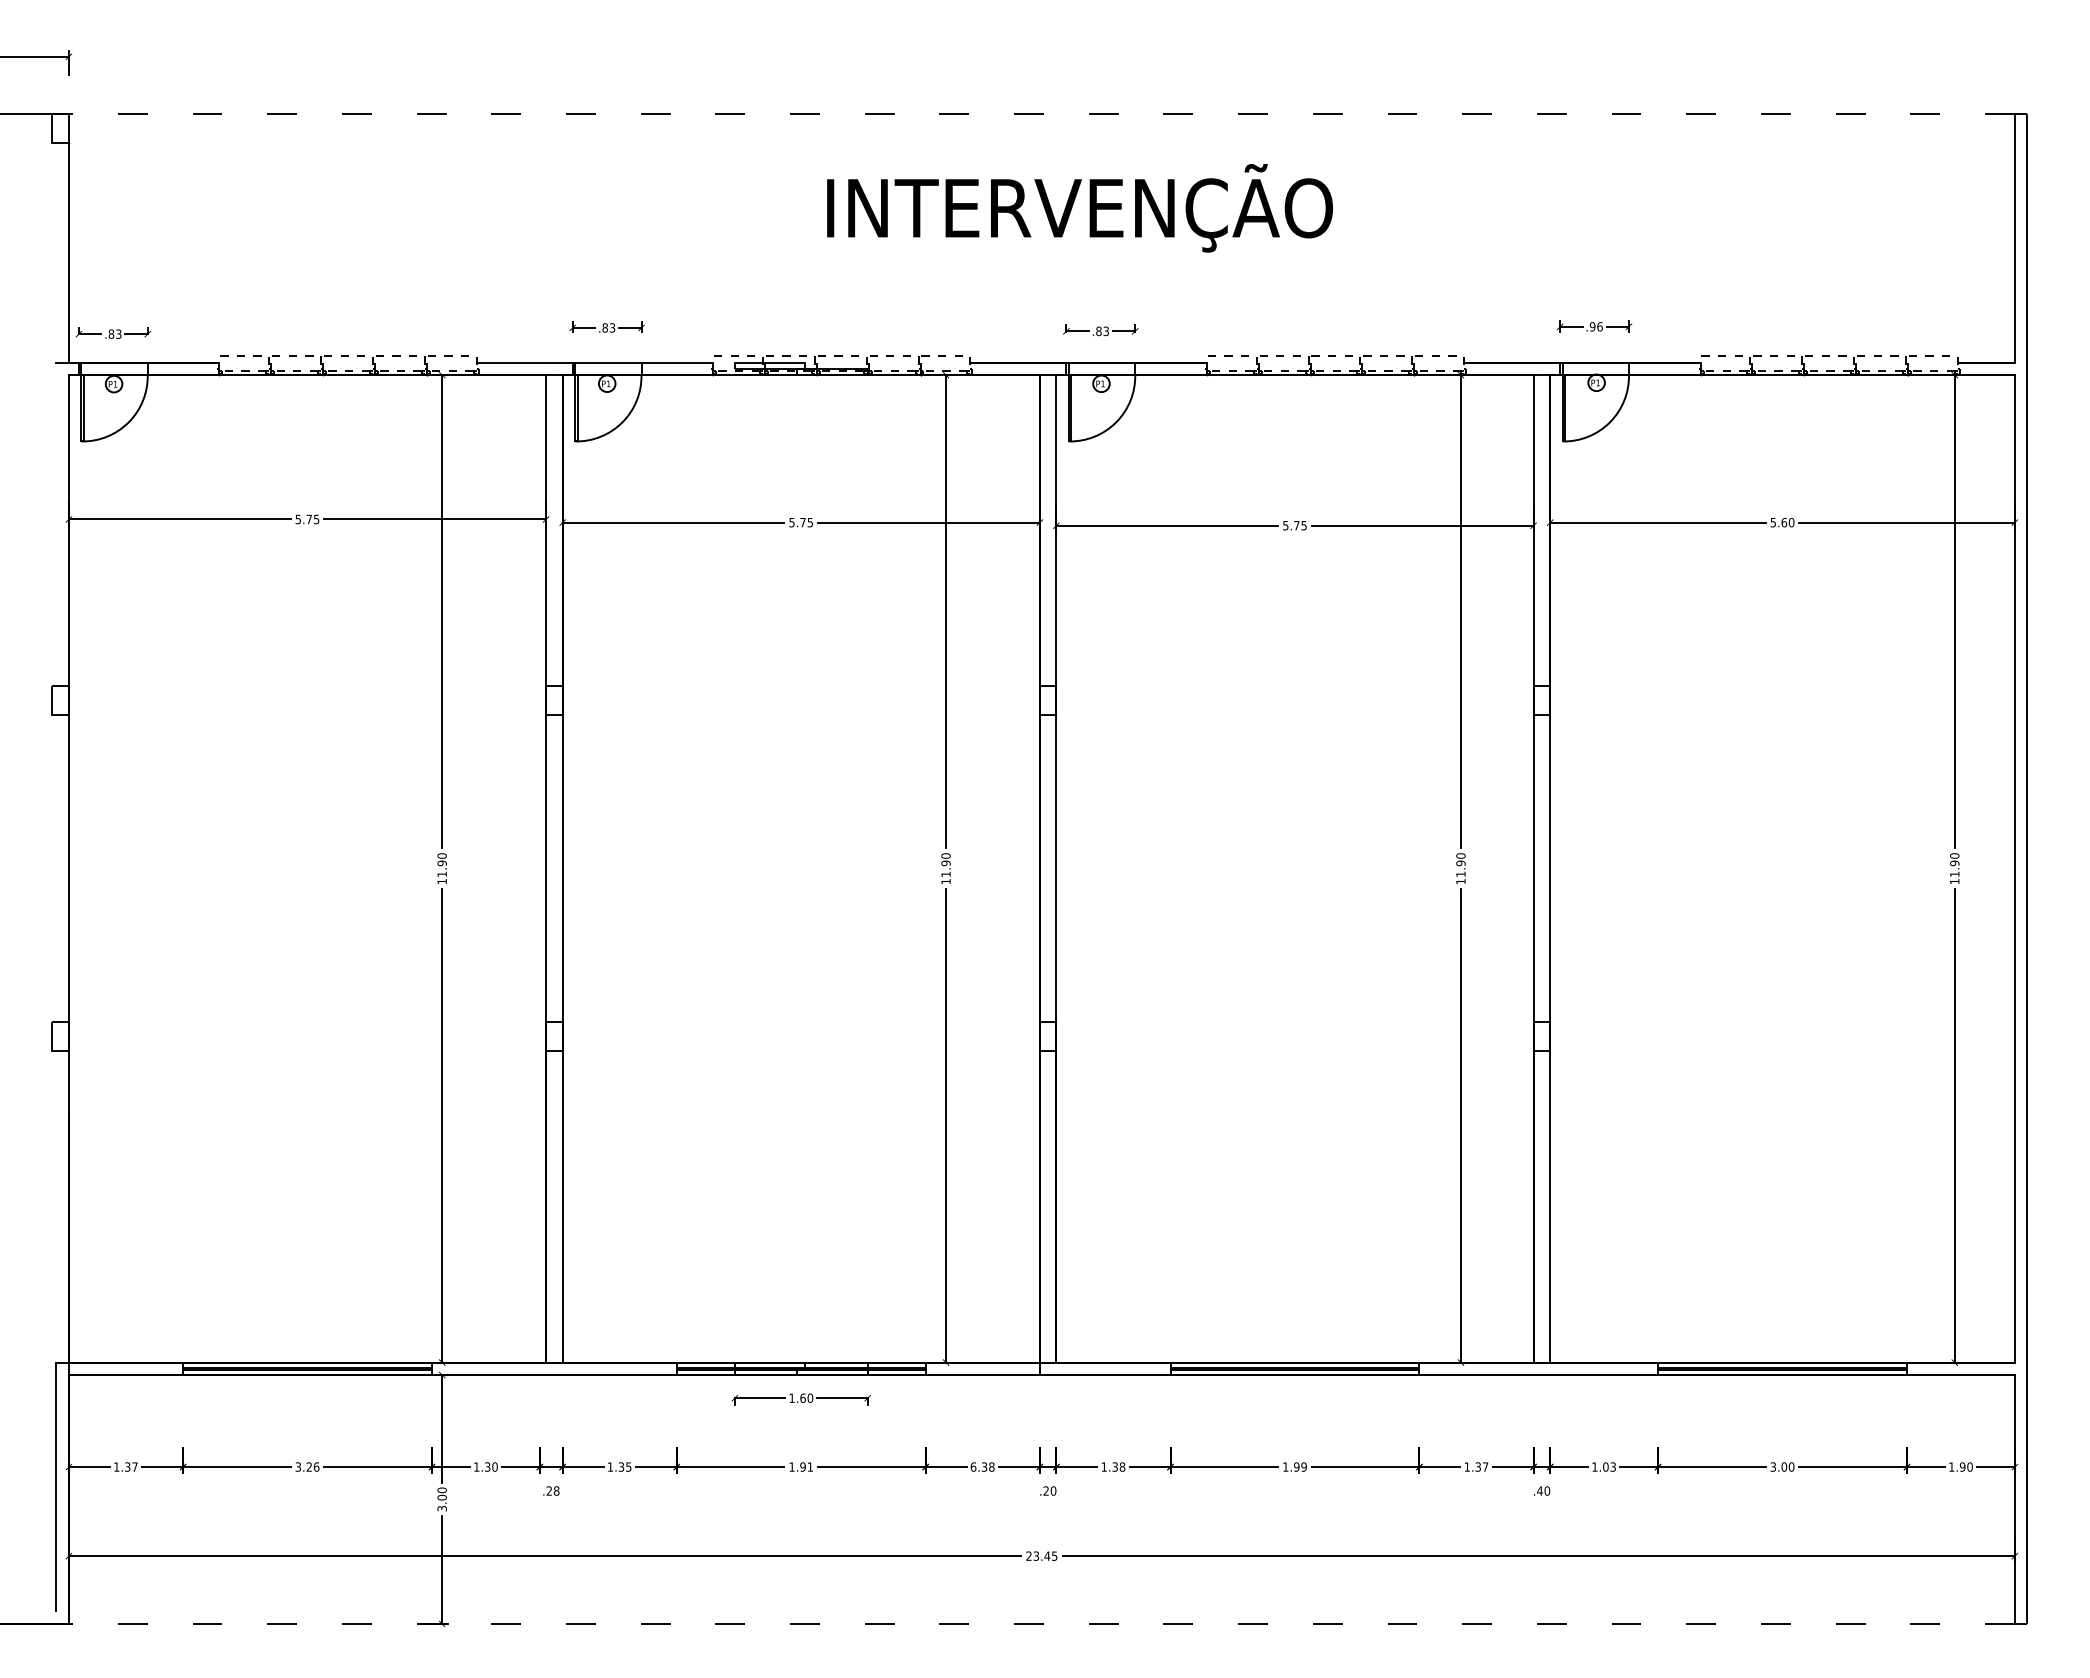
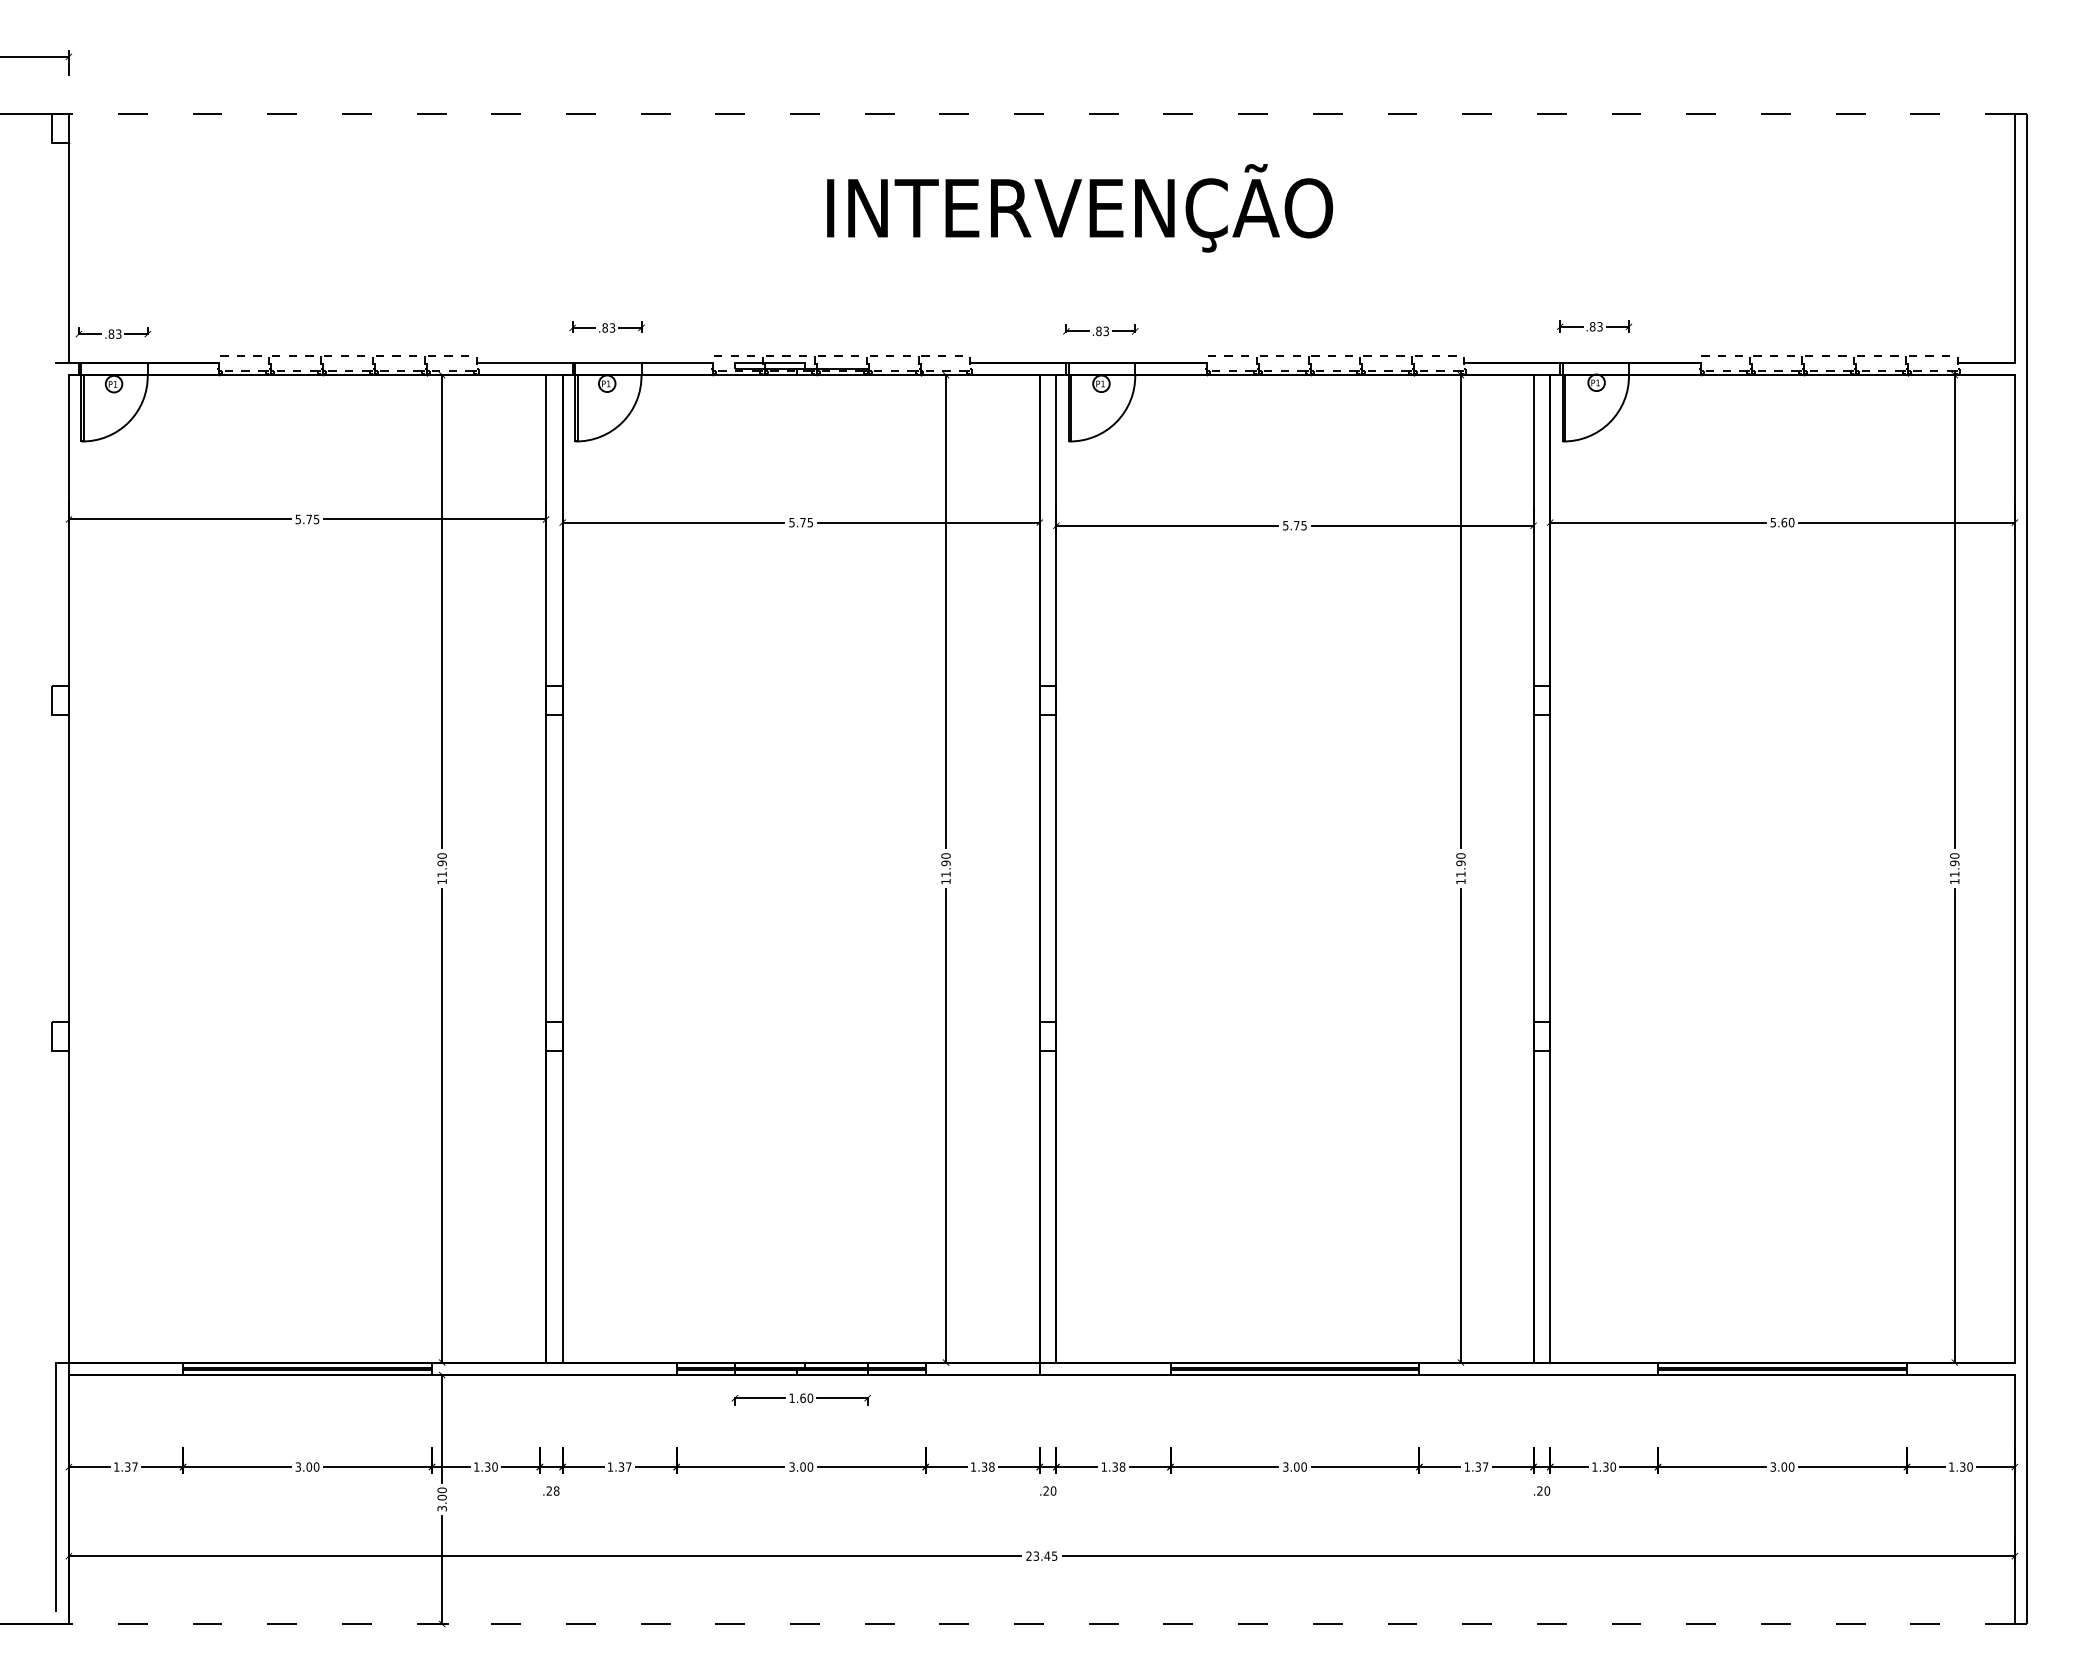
text: .96 -> .83 (1595, 326)
text: 3.26 -> 3.00 (312, 1466)
text: 1.35 -> 1.37 (628, 1466)
text: 1.91 -> 3.00 (801, 1466)
text: 6.38 -> 1.38 (973, 1466)
text: 1.99 -> 3.00 (1294, 1466)
text: 1.03 -> 1.30 (1609, 1466)
text: 1.90 -> 1.30 (1962, 1466)
text: .40 -> .20 (1539, 1490)
